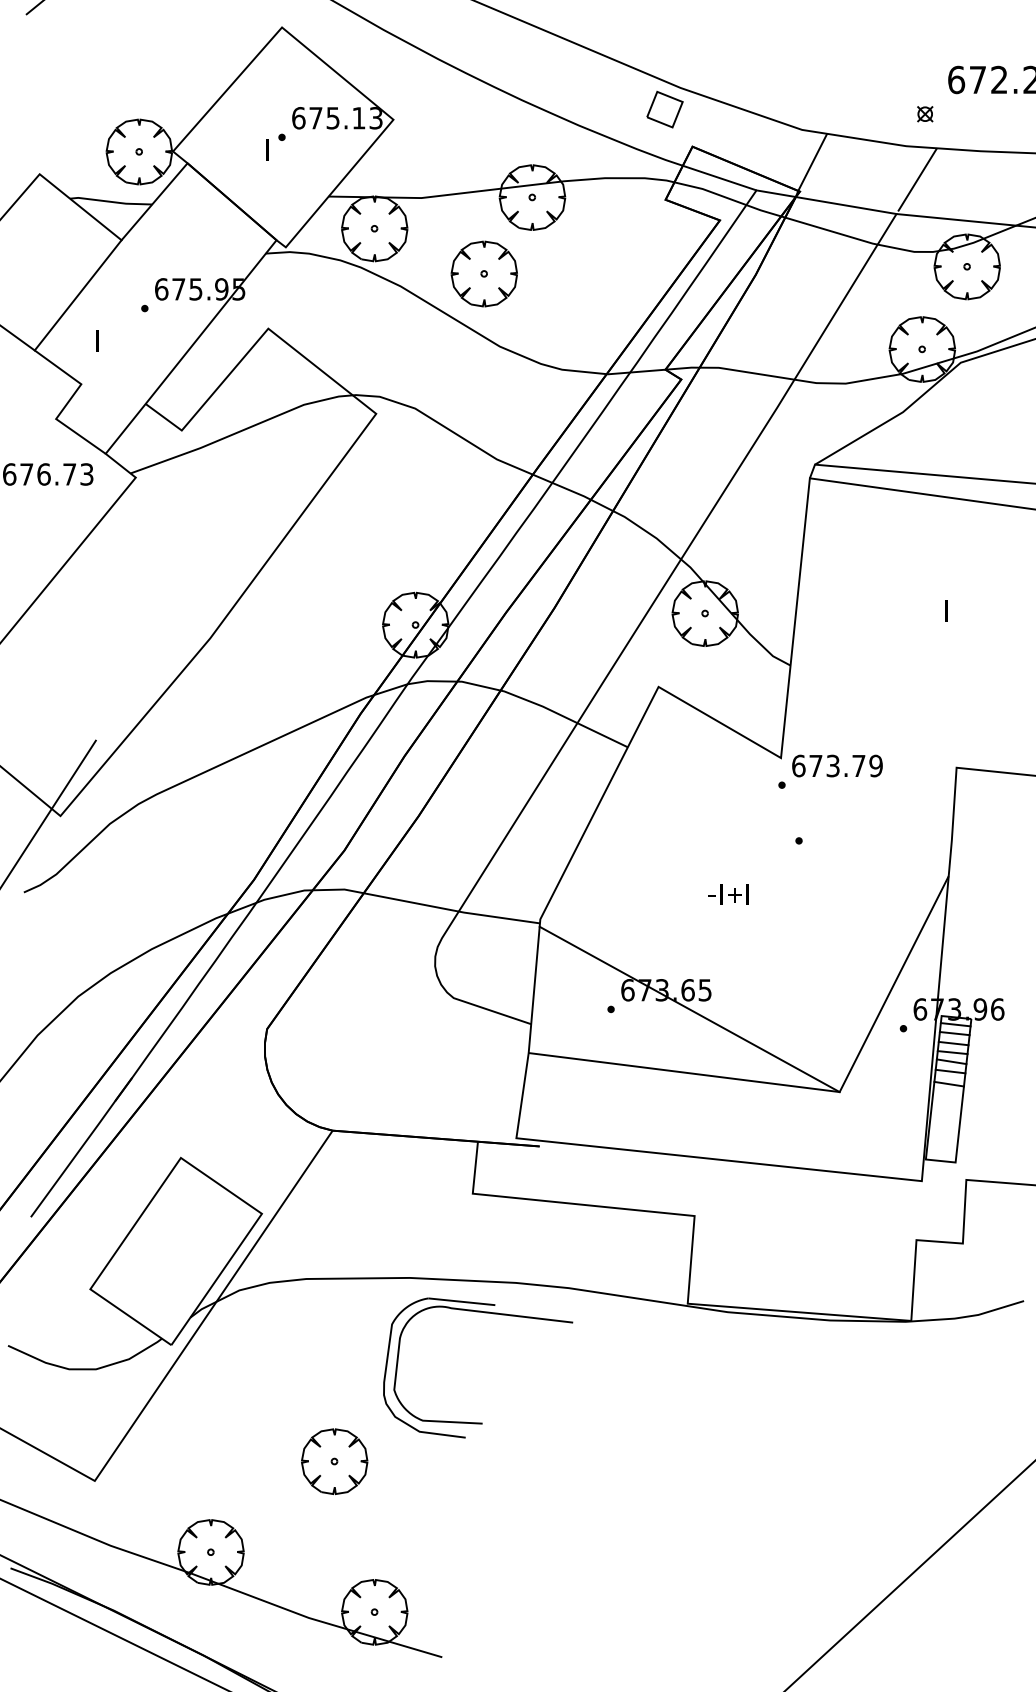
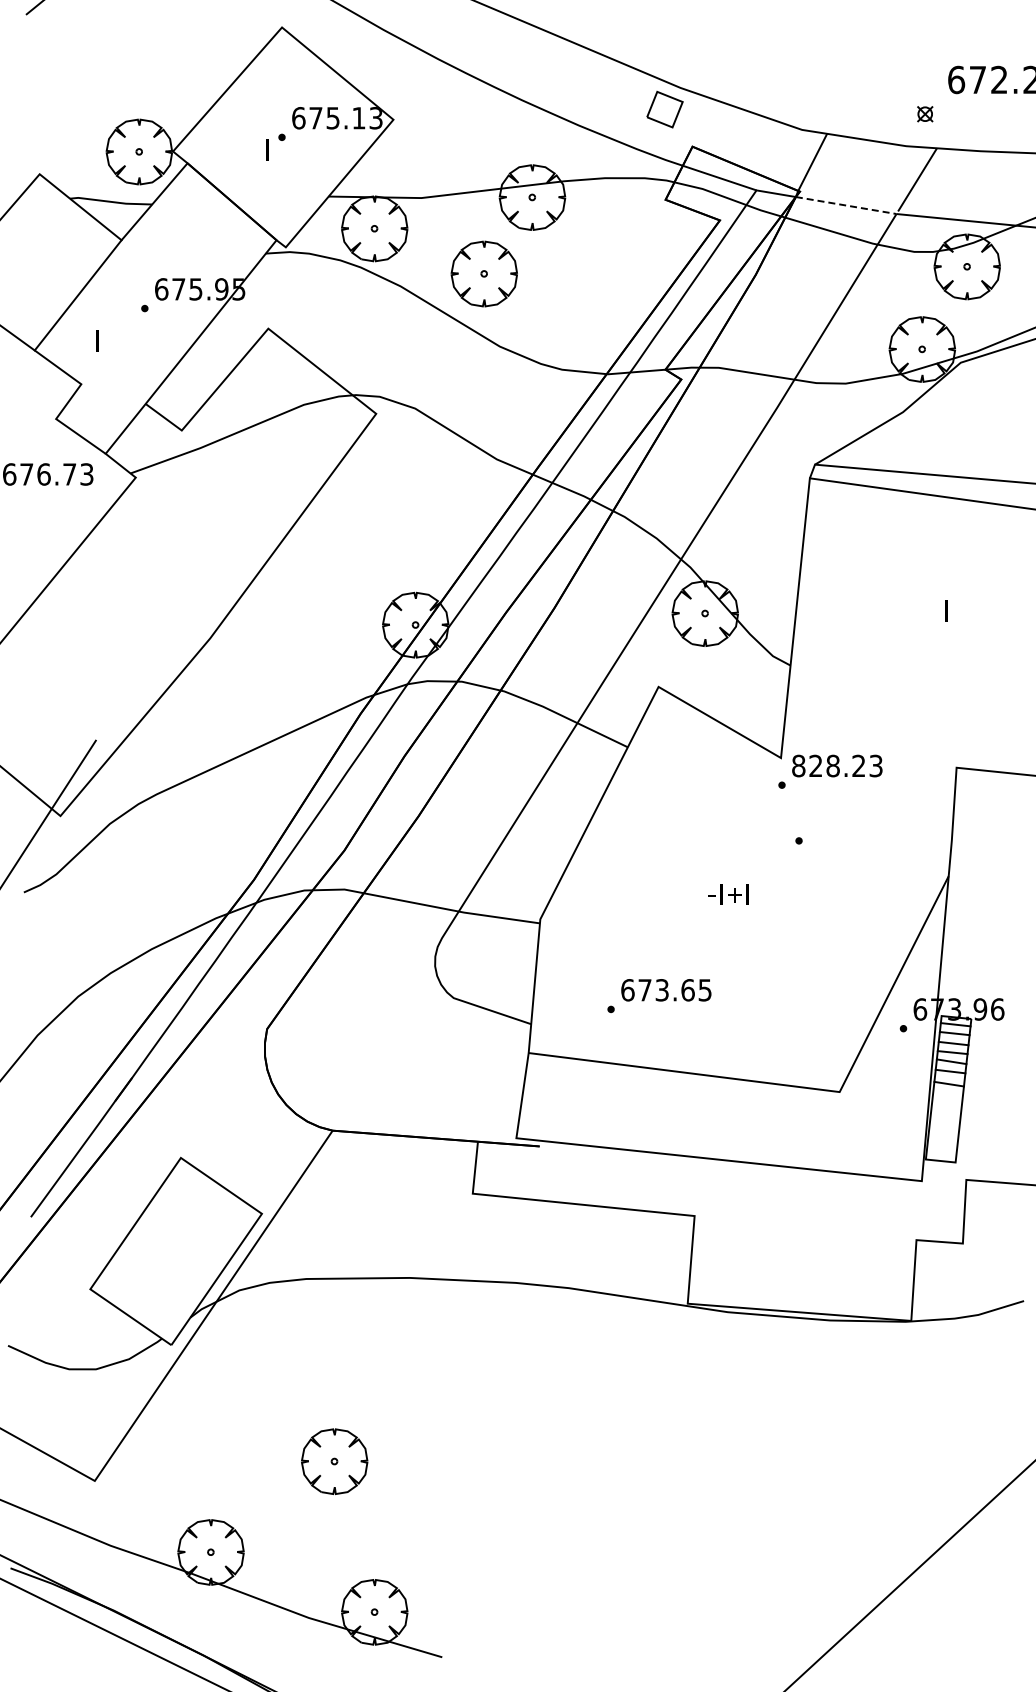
line: solid -> dashed (846, 205)
text: 673.79 -> 828.23 (837, 765)
line: present -> none (689, 1009)
part: present -> none (484, 1313)
